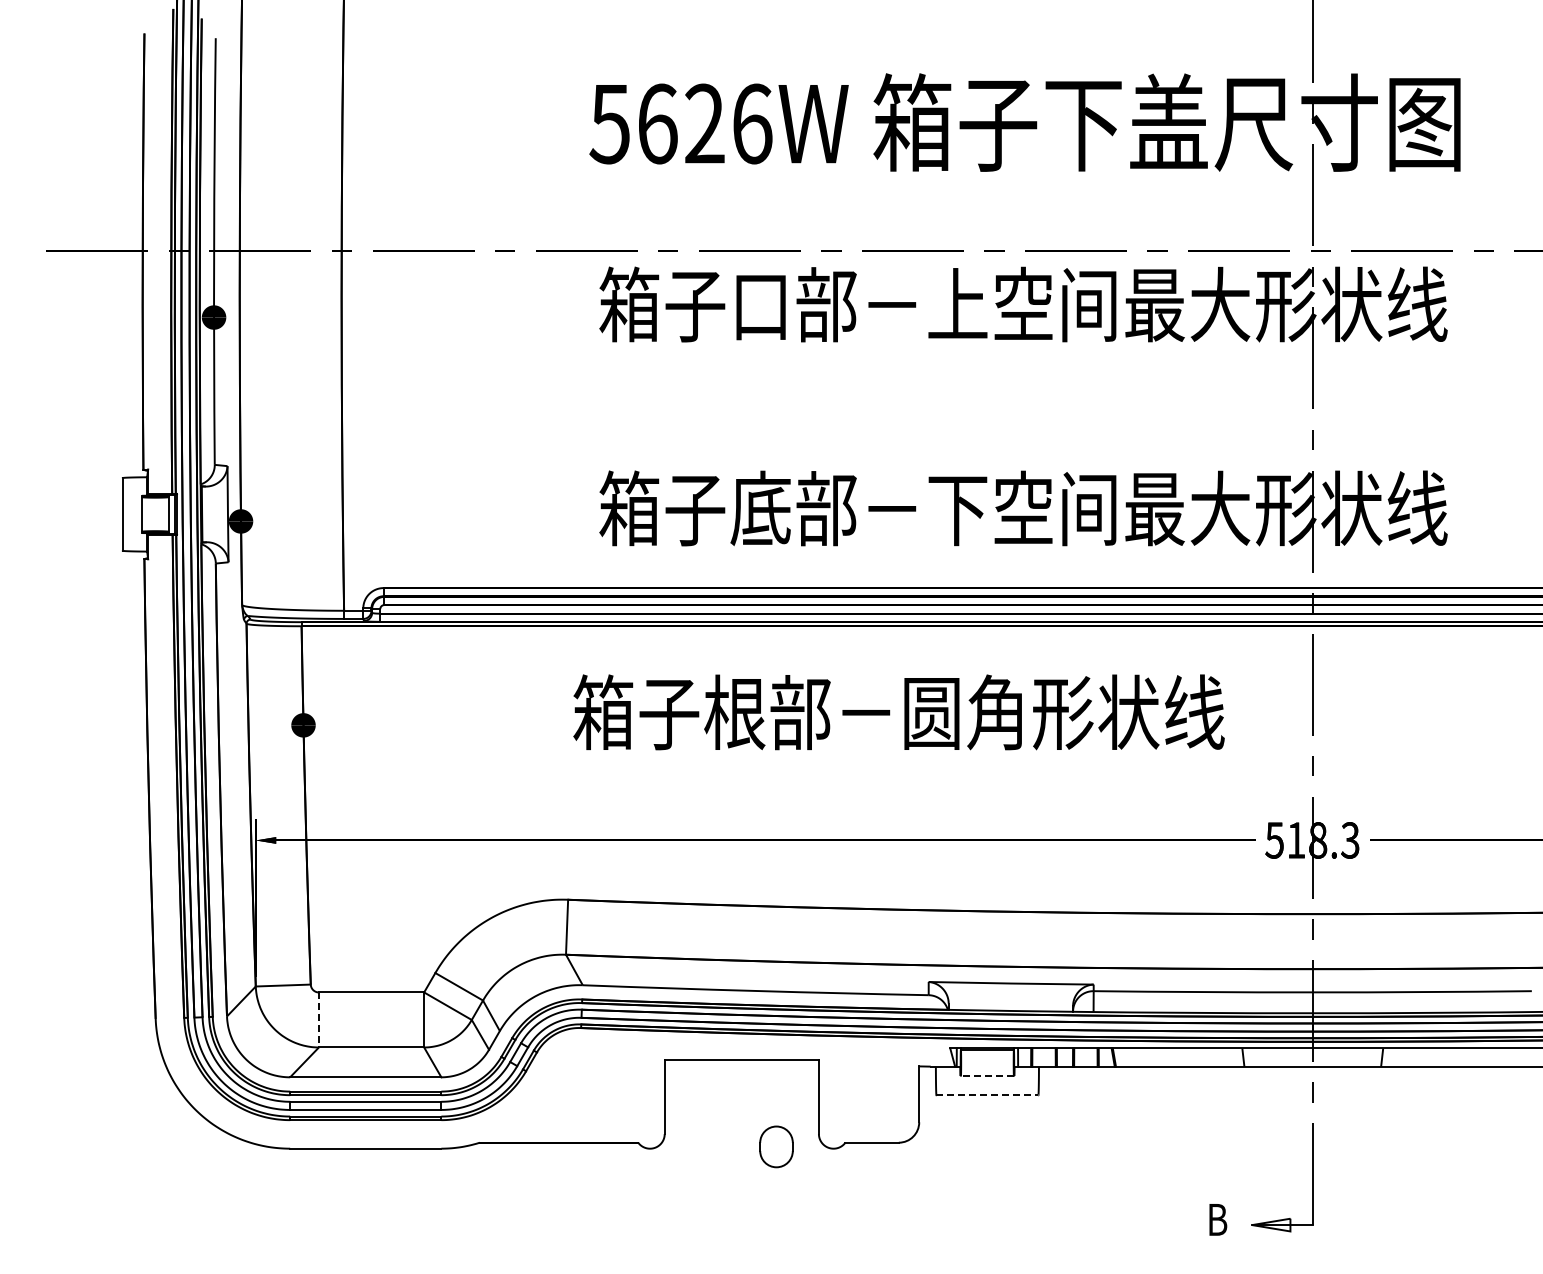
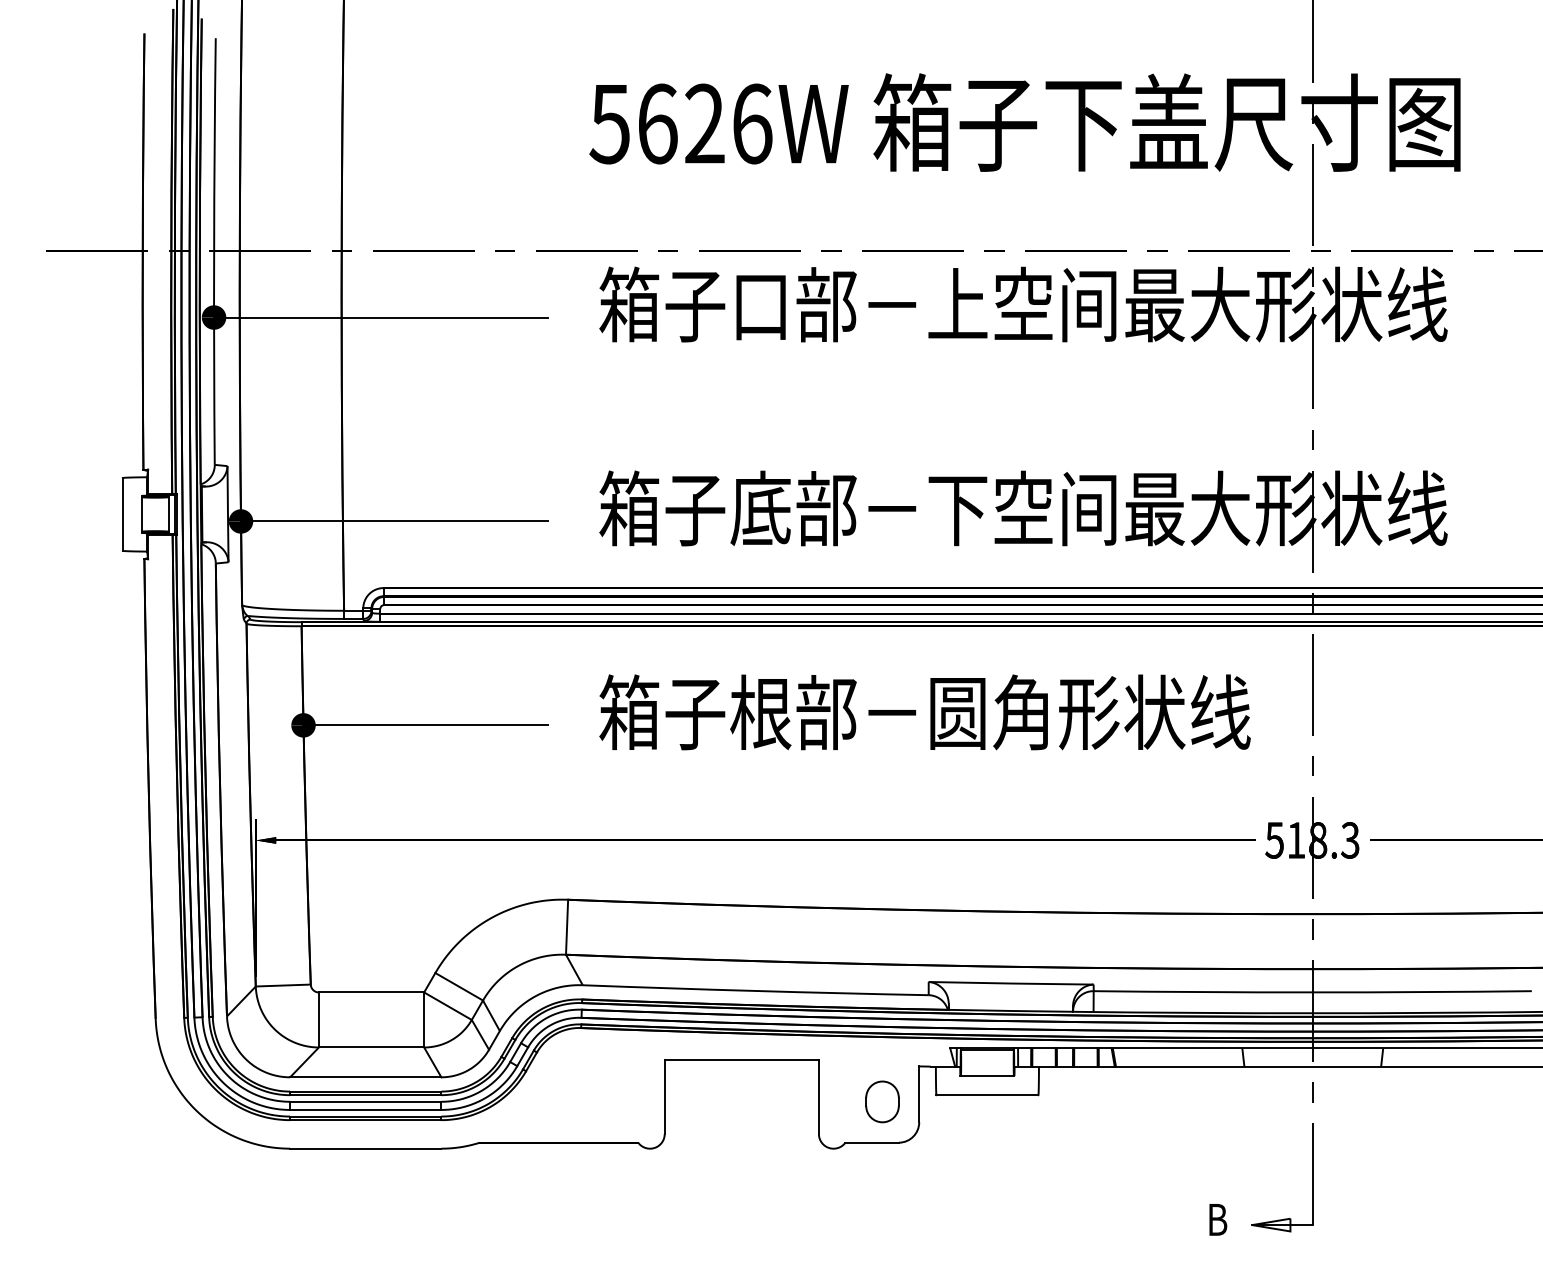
line: none -> present (380, 317)
line: none -> present (394, 521)
text position: (898, 712) -> (924, 712) (924, 712)
line: none -> present (425, 725)
line: dashed -> solid (318, 1019)
line: dashed -> solid (986, 1076)
line: dashed -> solid (987, 1095)
part position: (776, 1146) -> (882, 1101) (882, 1101)
